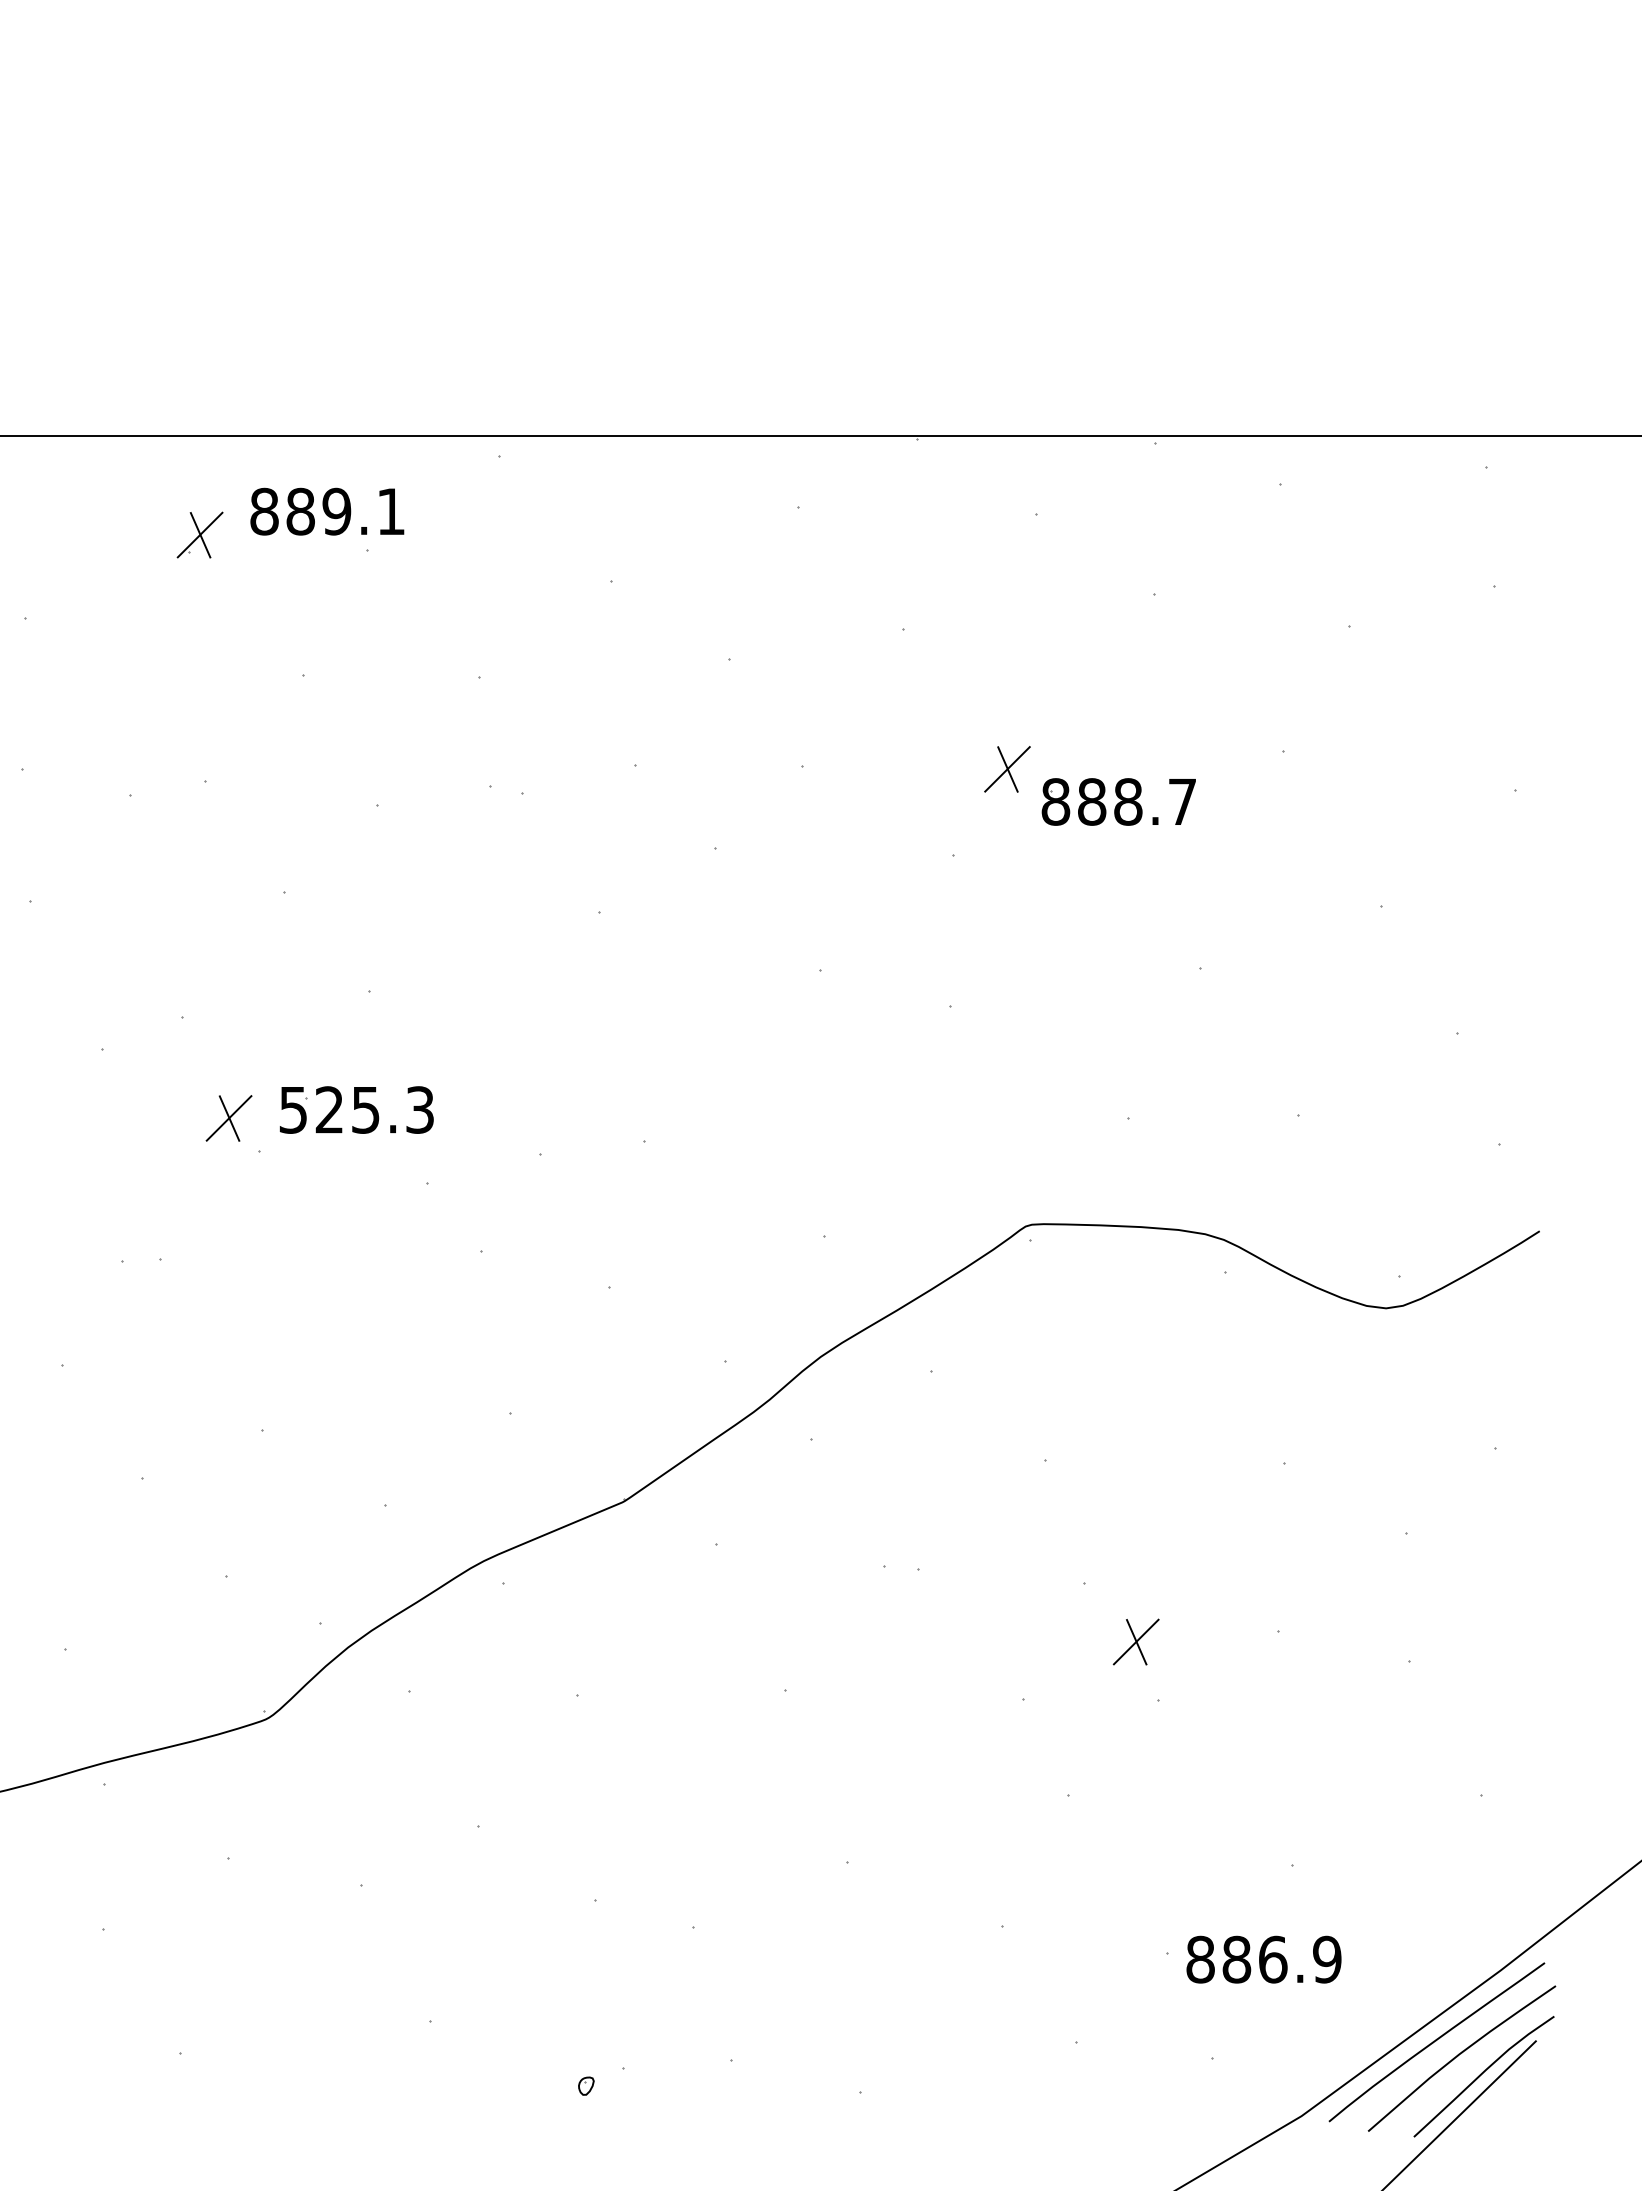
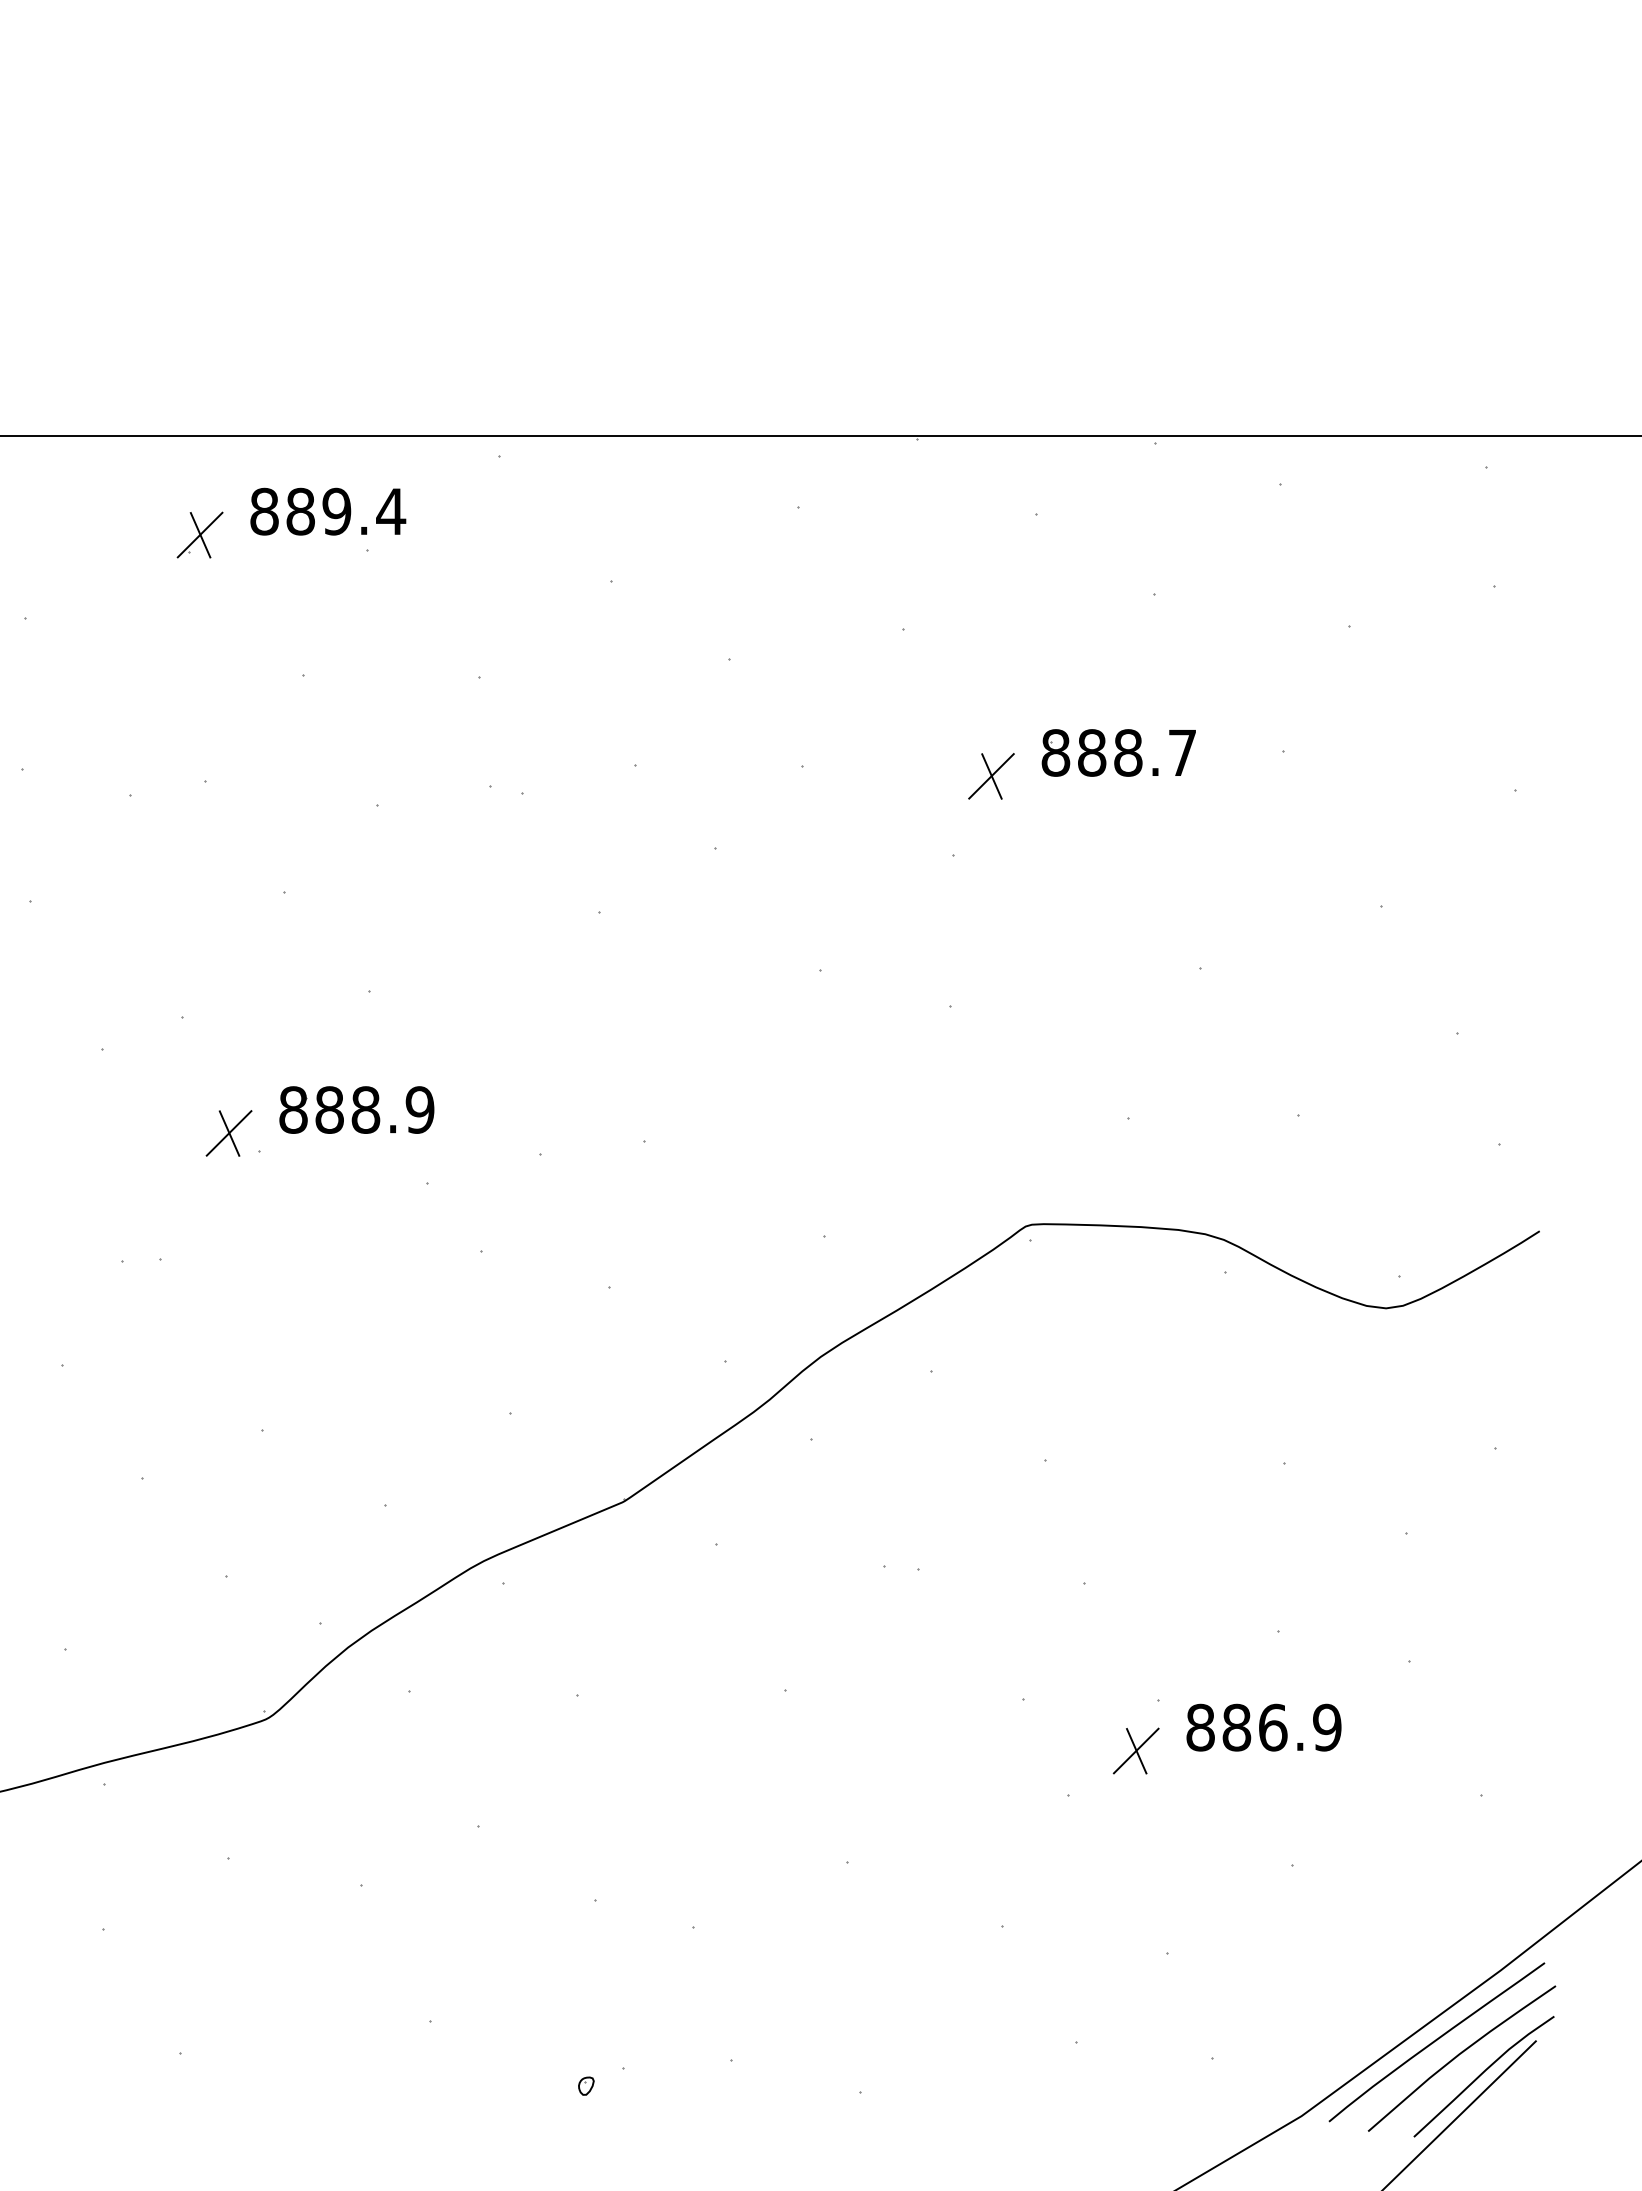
text: 889.1 -> 889.4 (391, 511)
part position: (1007, 769) -> (991, 776) (991, 776)
part position: (1118, 801) -> (1118, 752) (1118, 752)
text: 525.3 -> 888.9 (356, 1109)
part position: (228, 1118) -> (228, 1133) (228, 1133)
part position: (1135, 1641) -> (1135, 1750) (1135, 1750)
text position: (1263, 1959) -> (1263, 1727) (1263, 1727)
